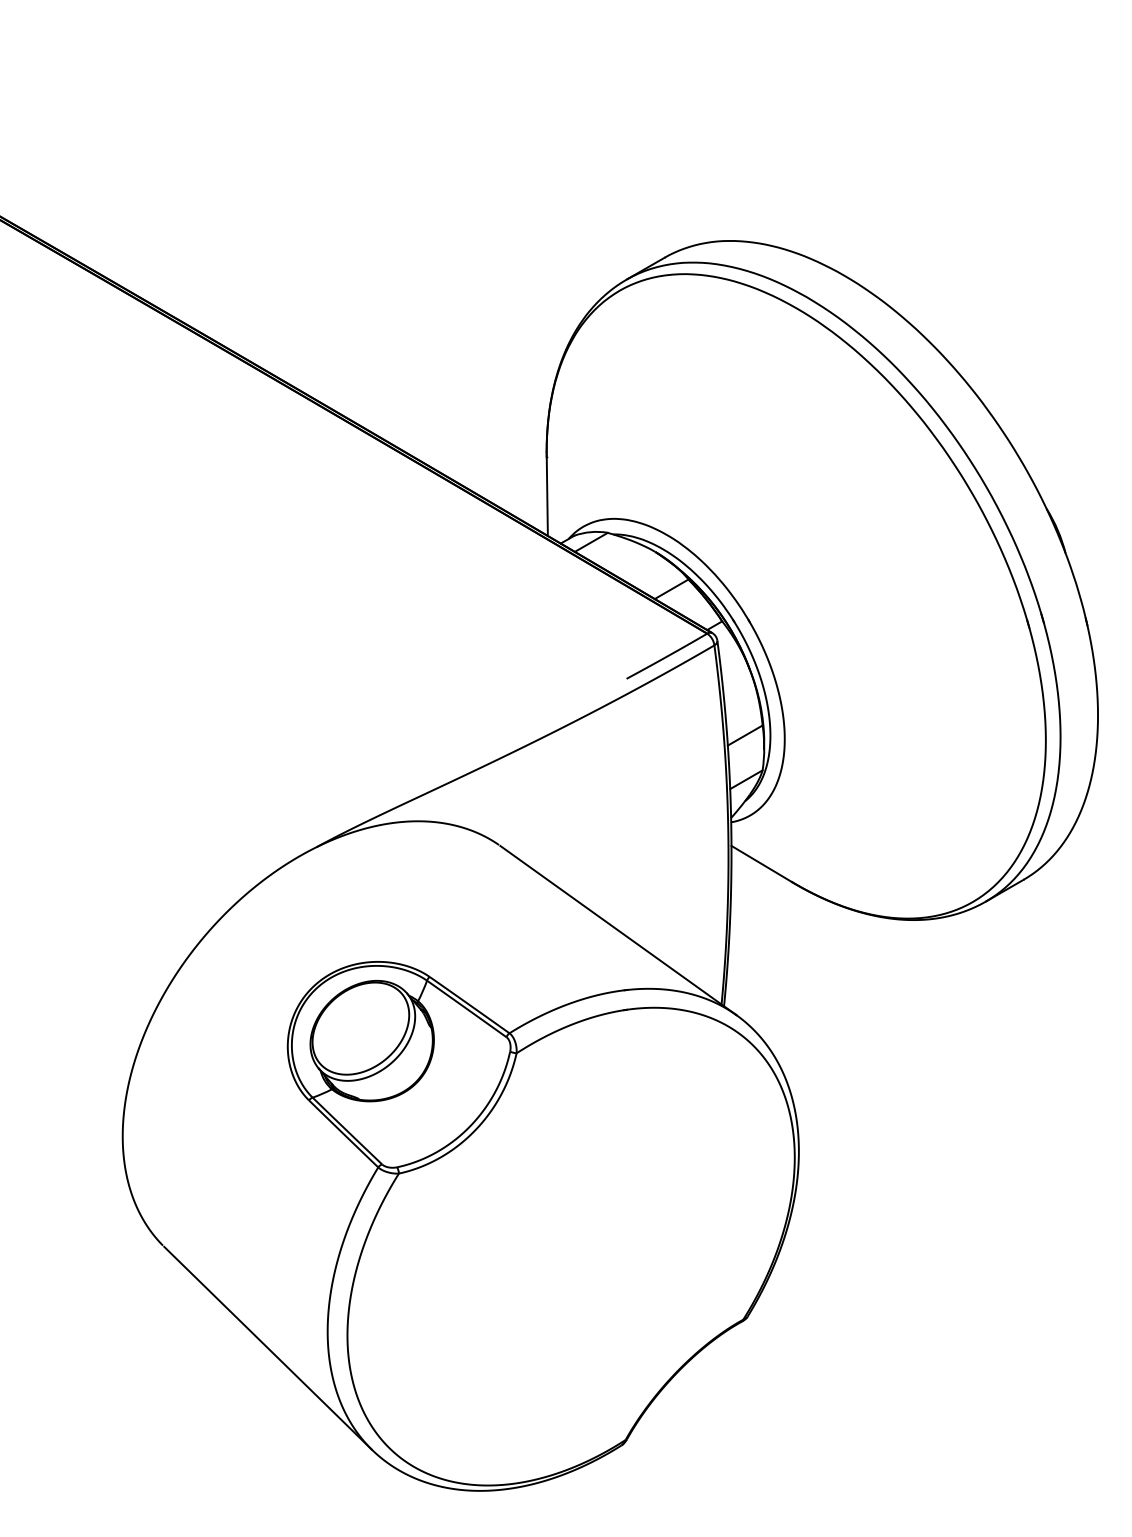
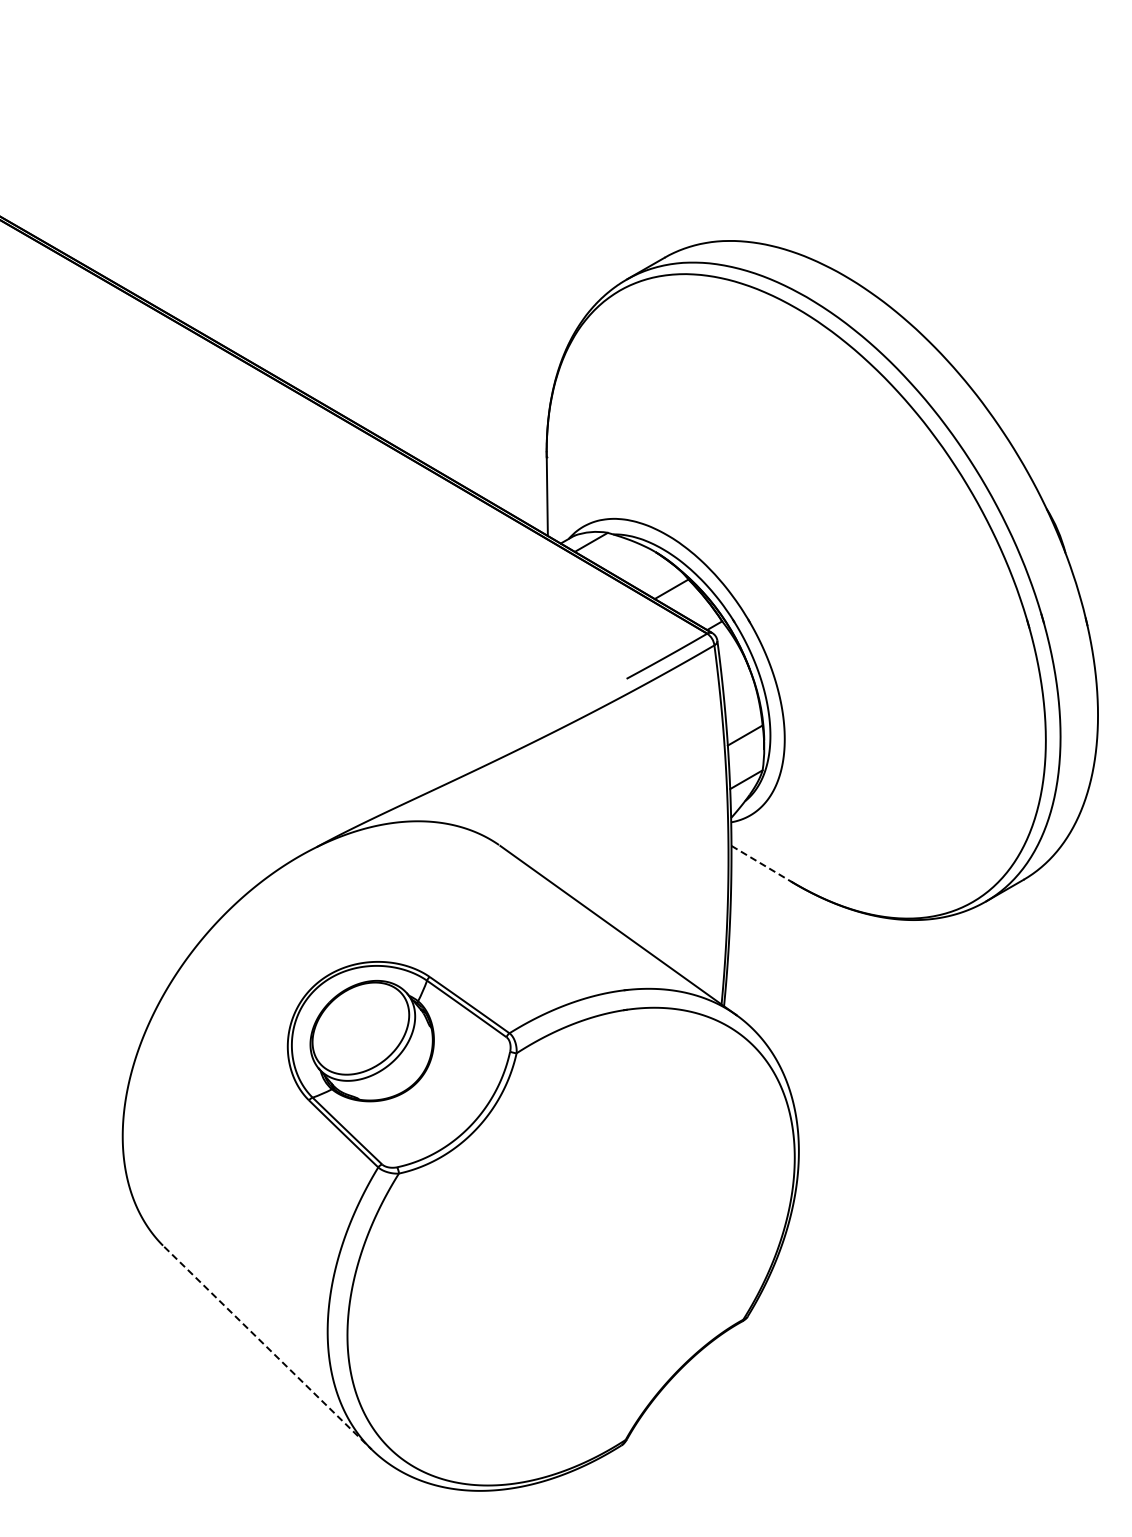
line: solid -> dashed (762, 864)
line: solid -> dashed (268, 1348)
